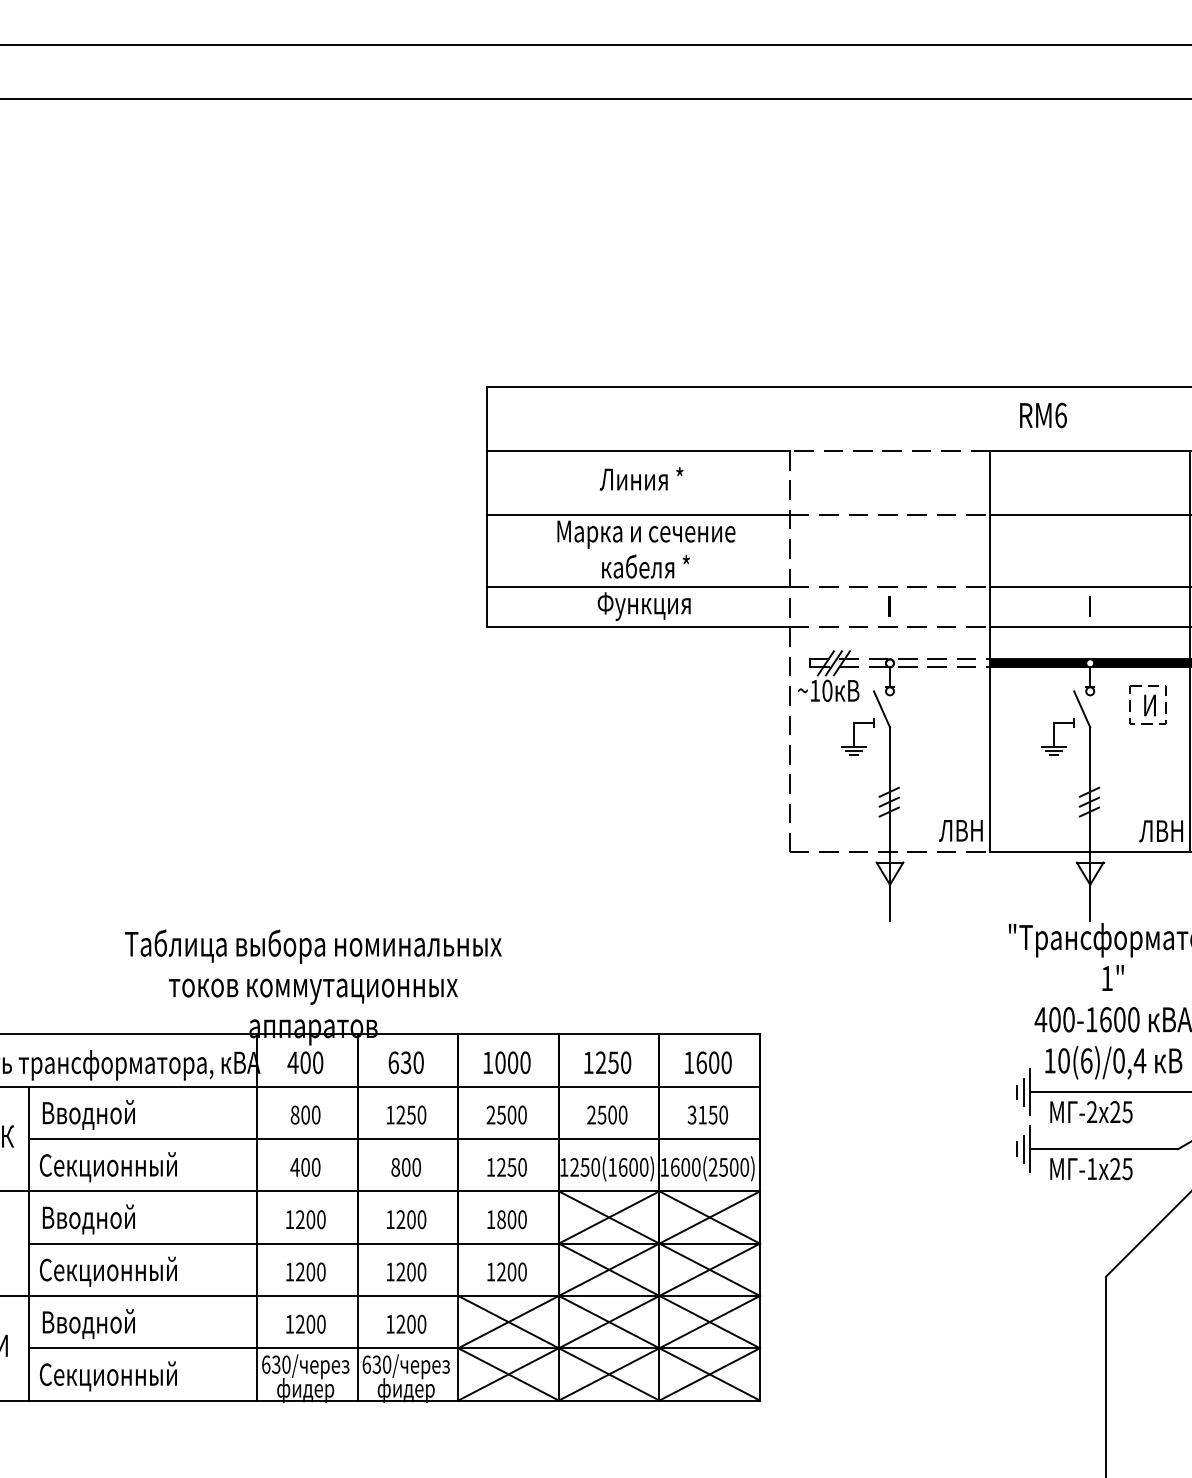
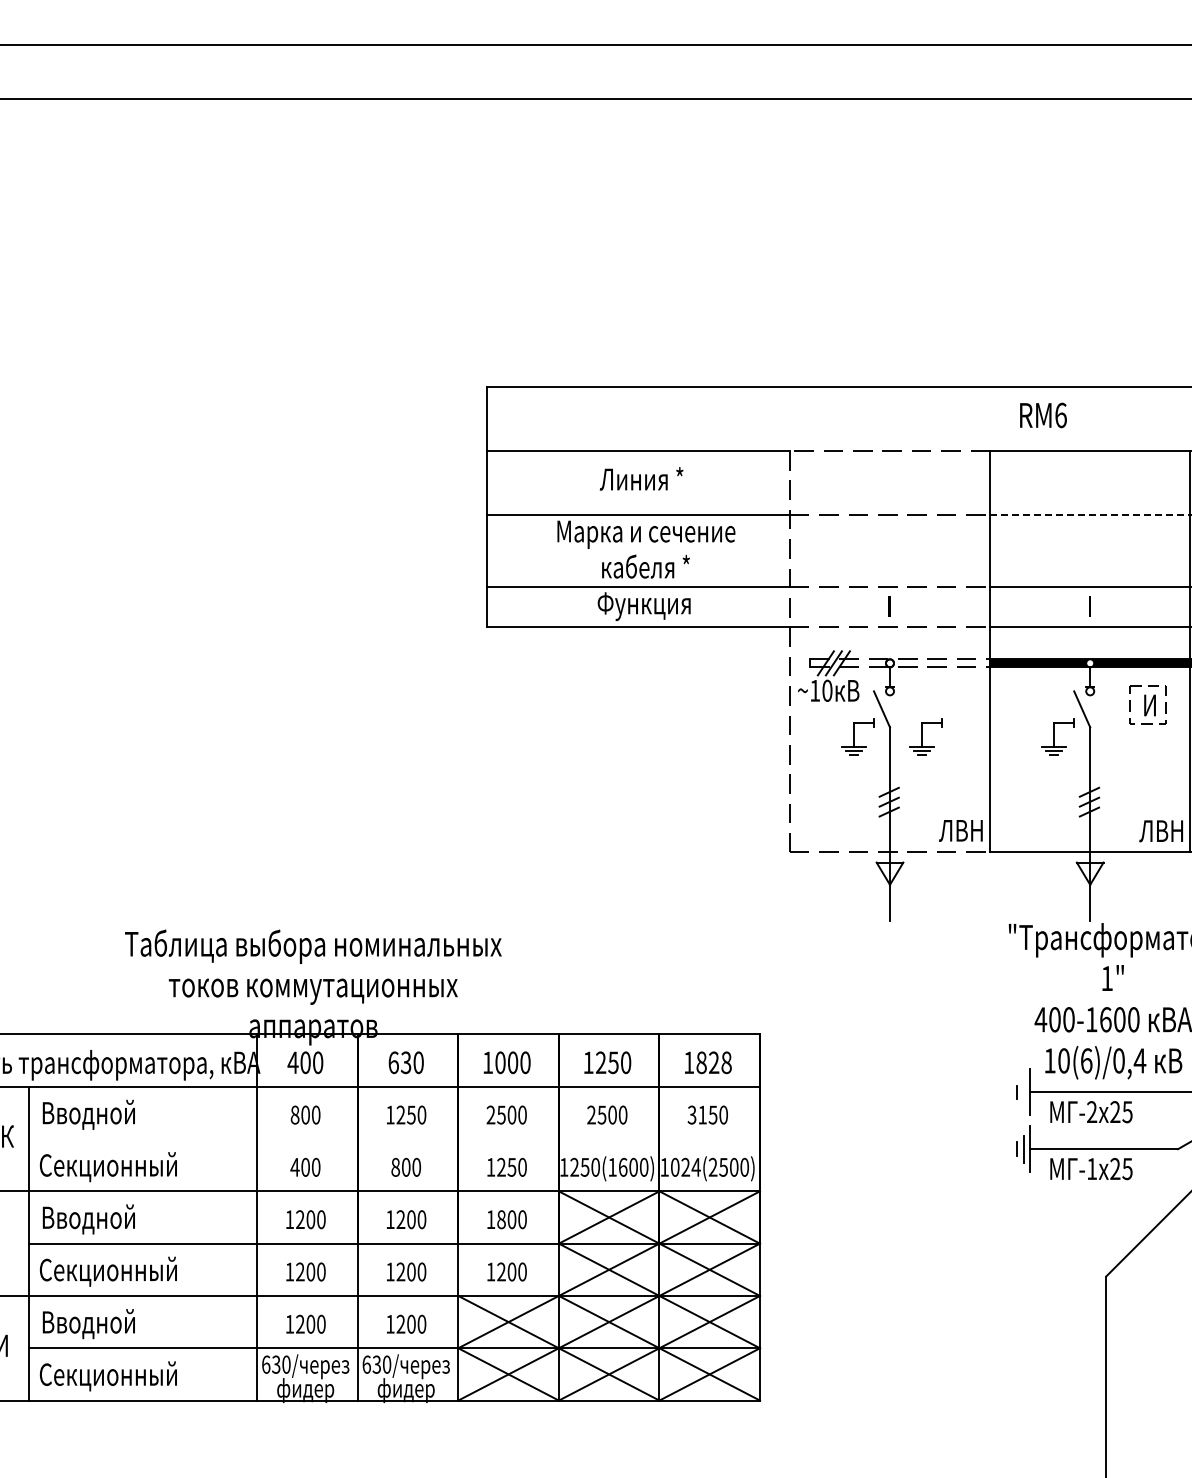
line: solid -> dashed (1091, 515)
part: none -> present (925, 736)
text: 1600 -> 1828 (713, 1062)
line: present -> none (1023, 1091)
line: present -> none (394, 1139)
text: 1600(2500) -> 1024(2500) (685, 1166)
